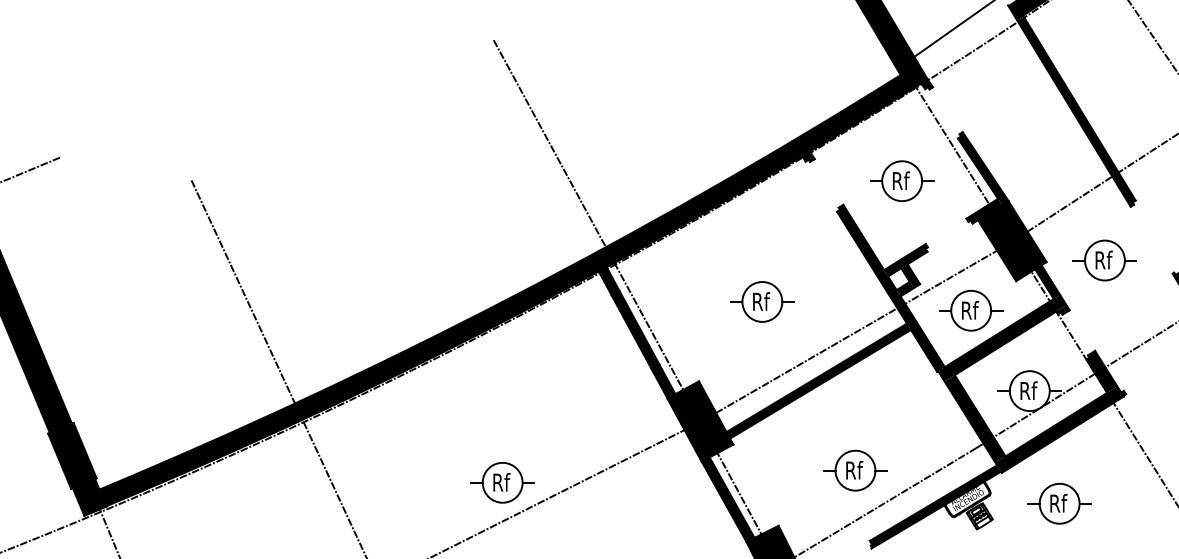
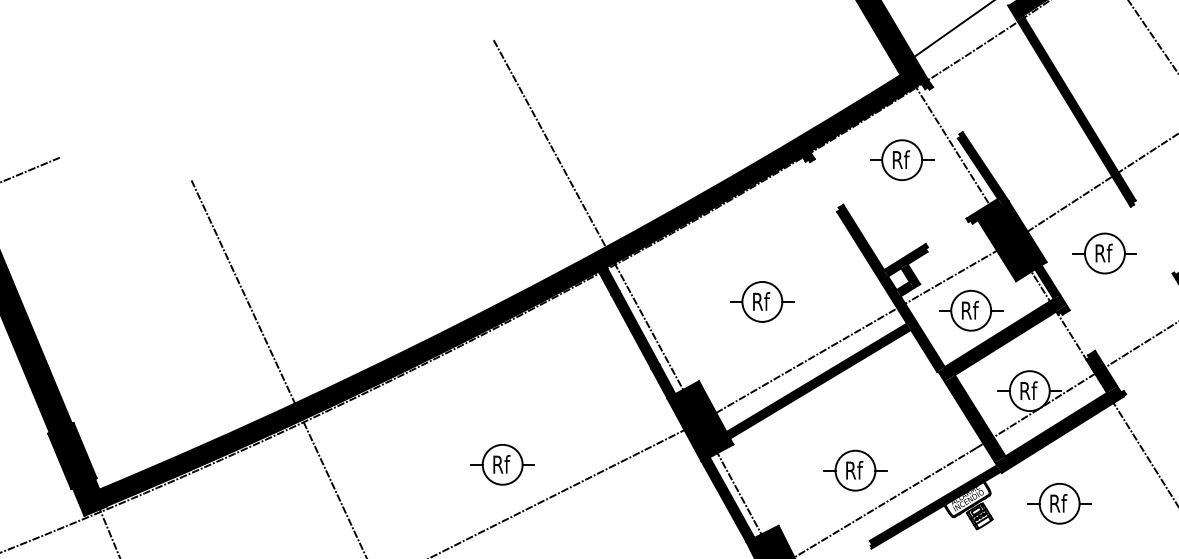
part position: (902, 180) -> (902, 159) (902, 159)
part position: (1104, 260) -> (1104, 253) (1104, 253)
part position: (502, 482) -> (502, 464) (502, 464)
